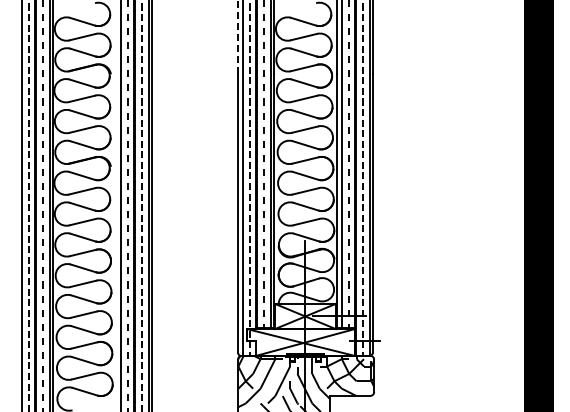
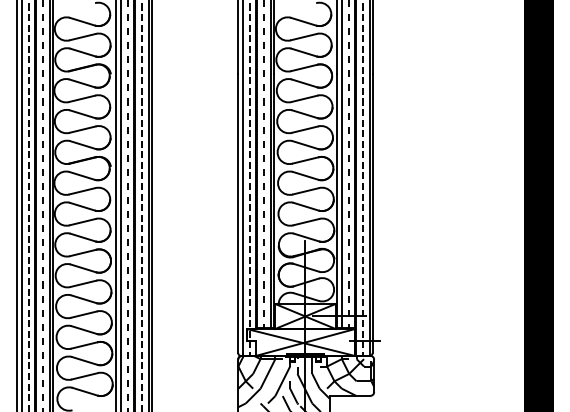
line: dashed -> solid (238, 37)
line: none -> present (17, 205)
line: none -> present (116, 205)
